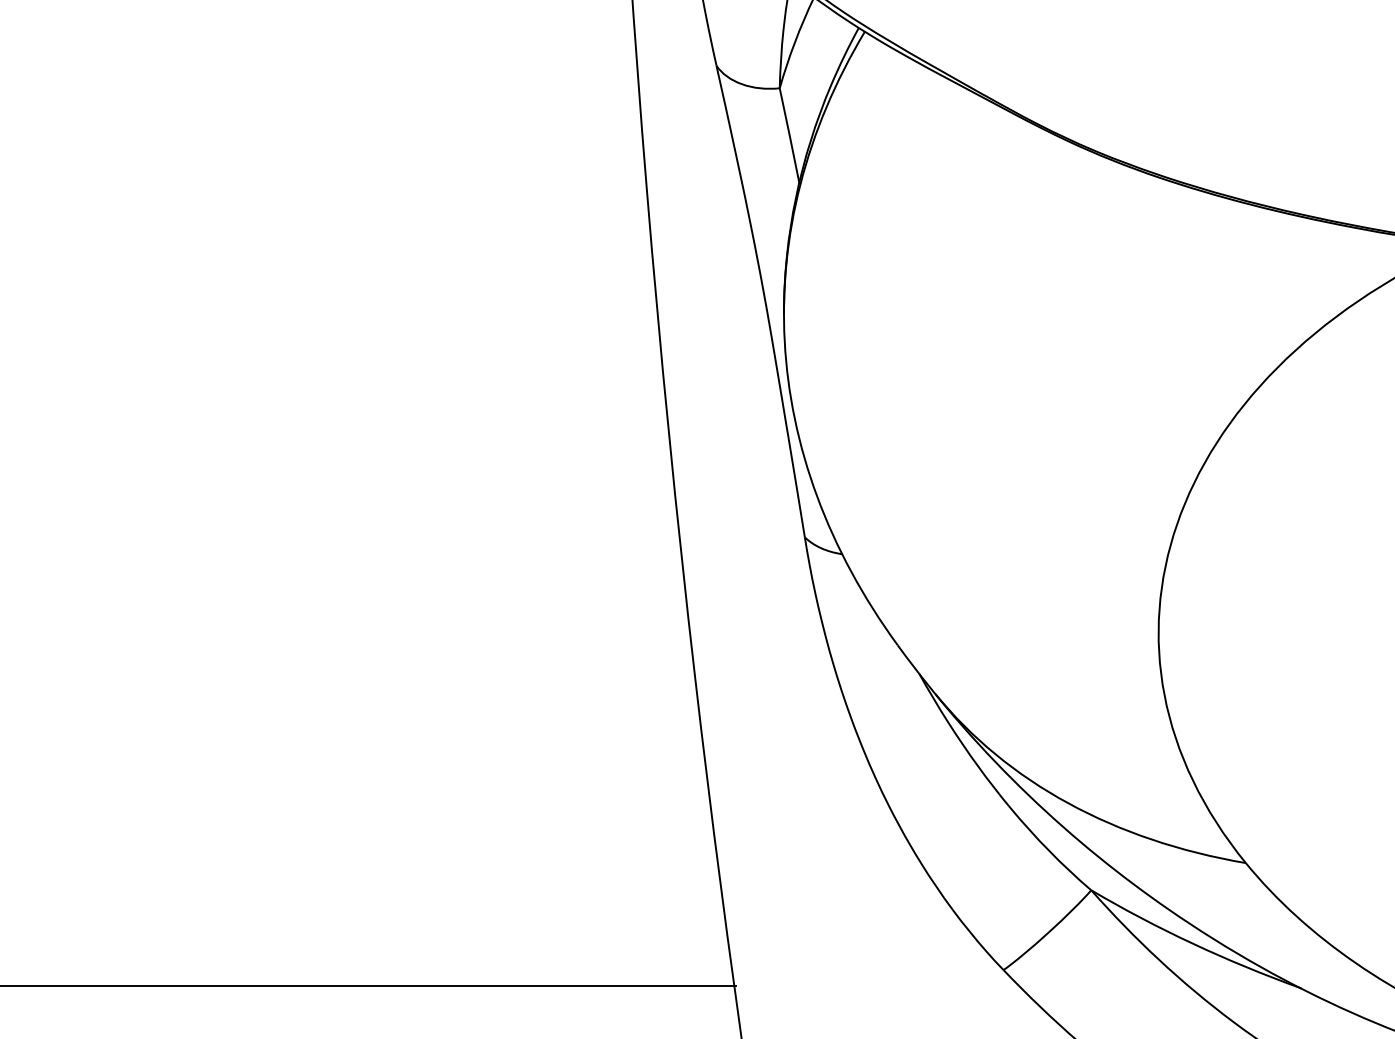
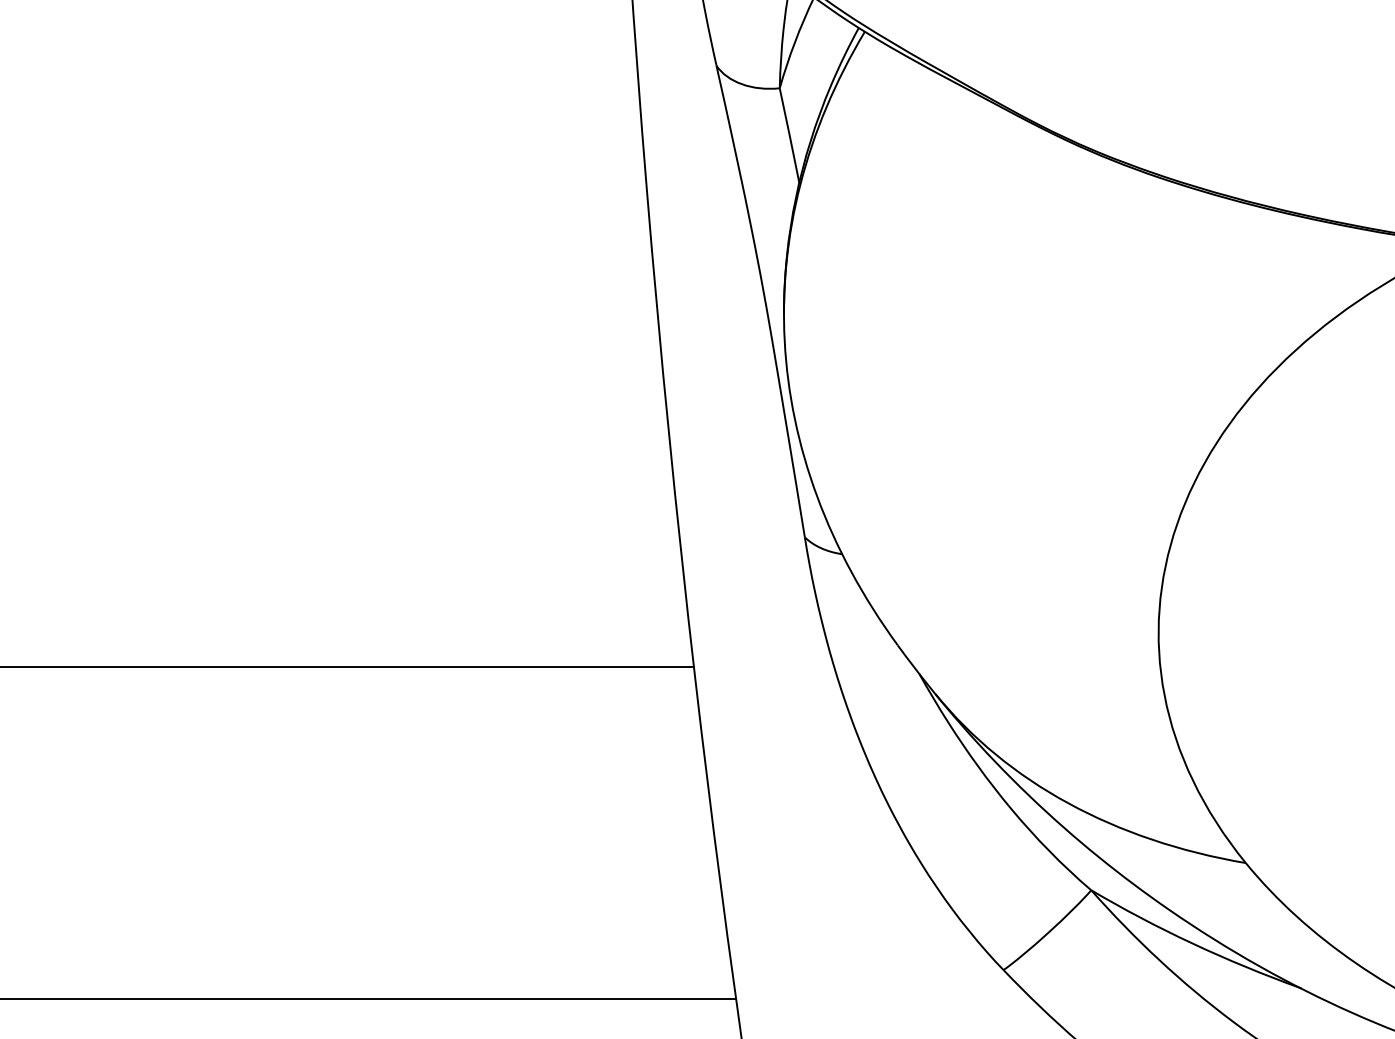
line: none -> present (347, 666)
line position: (369, 986) -> (369, 999) (369, 999)
